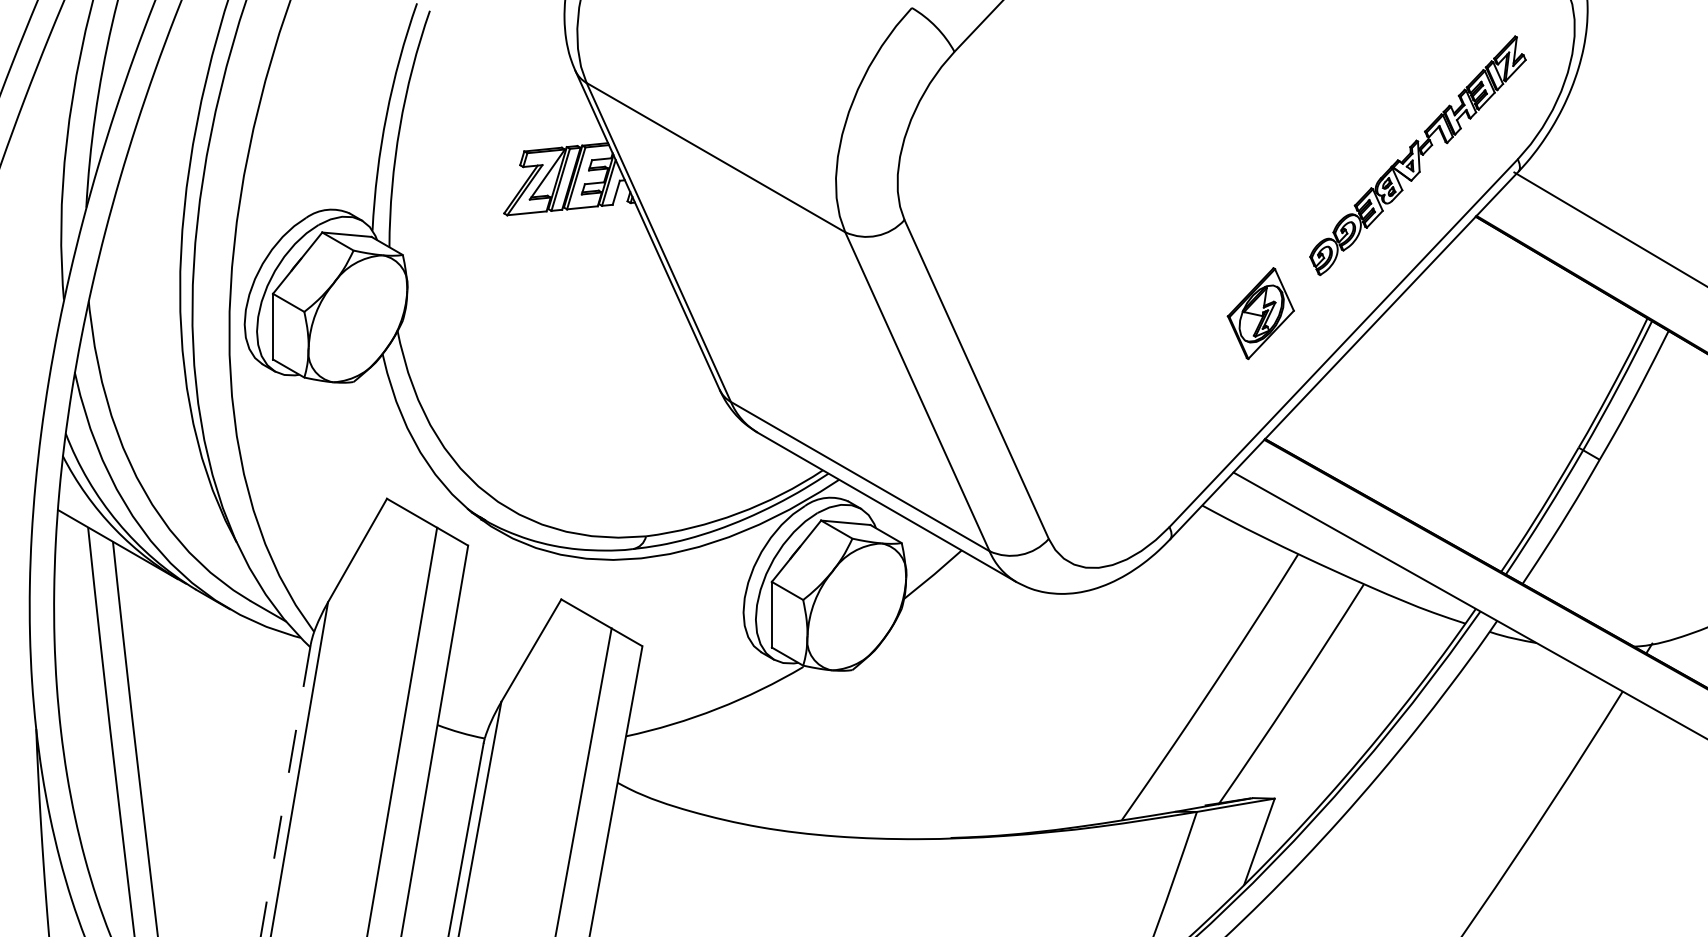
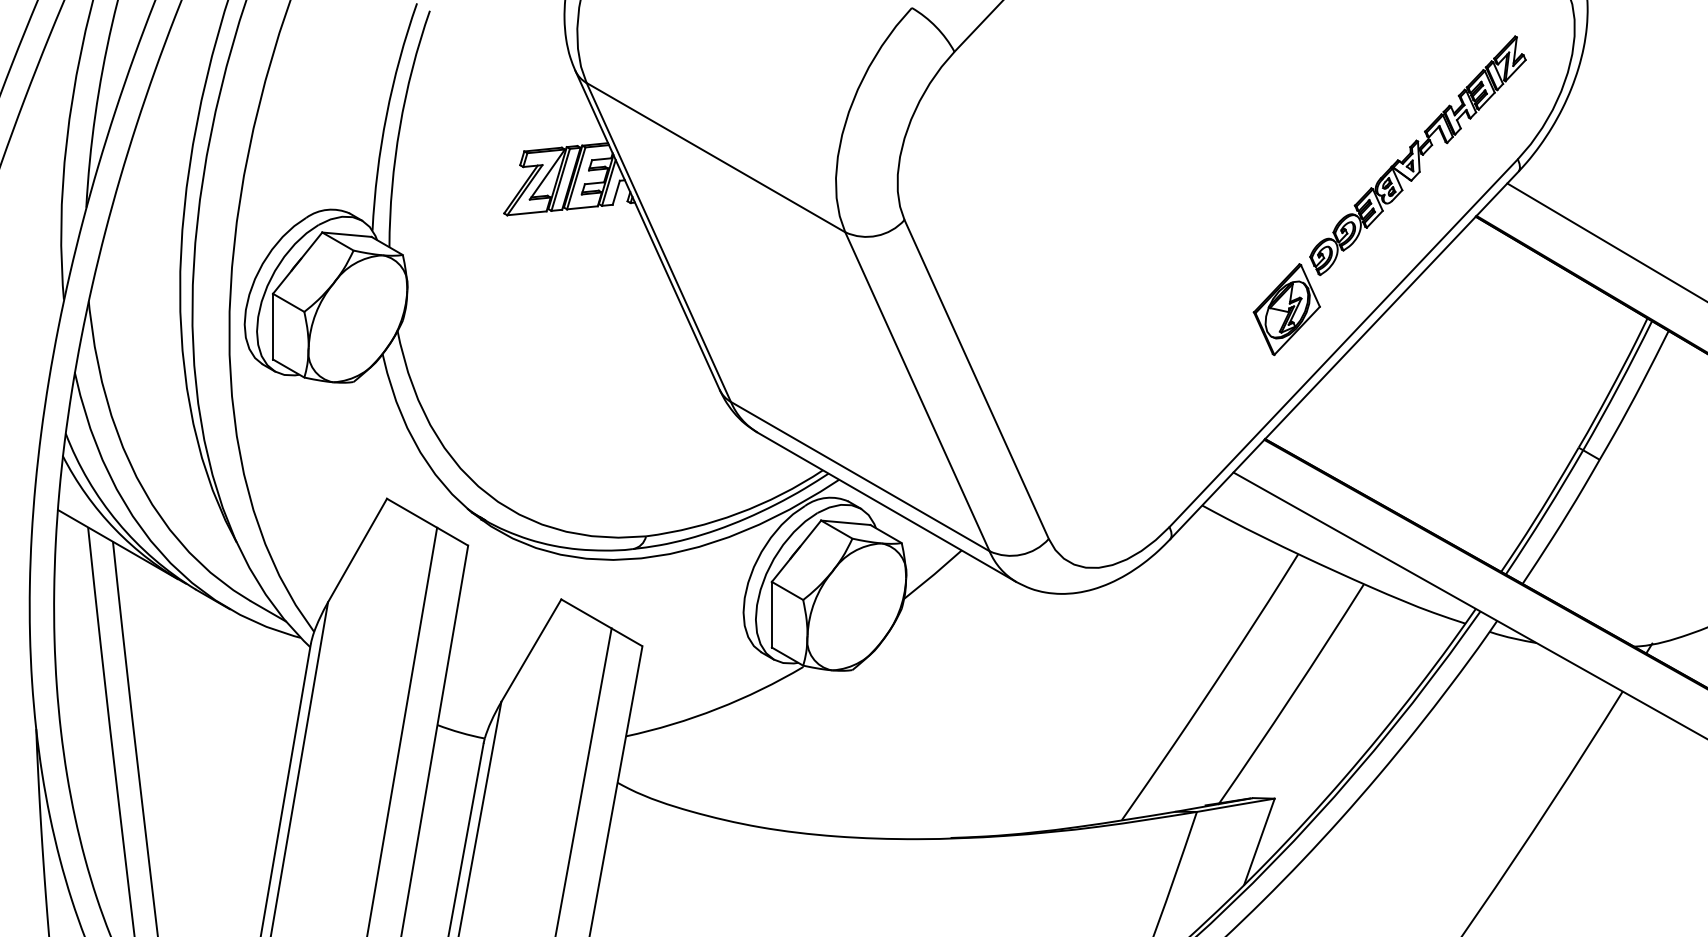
line position: (1609, 228) -> (1605, 241) (1605, 241)
part position: (1260, 313) -> (1286, 309) (1286, 309)
line: dashed -> solid (285, 790)
